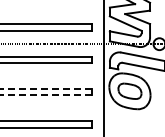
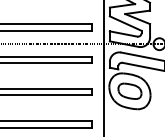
line: dashed -> solid (46, 88)
line: dashed -> solid (46, 95)
